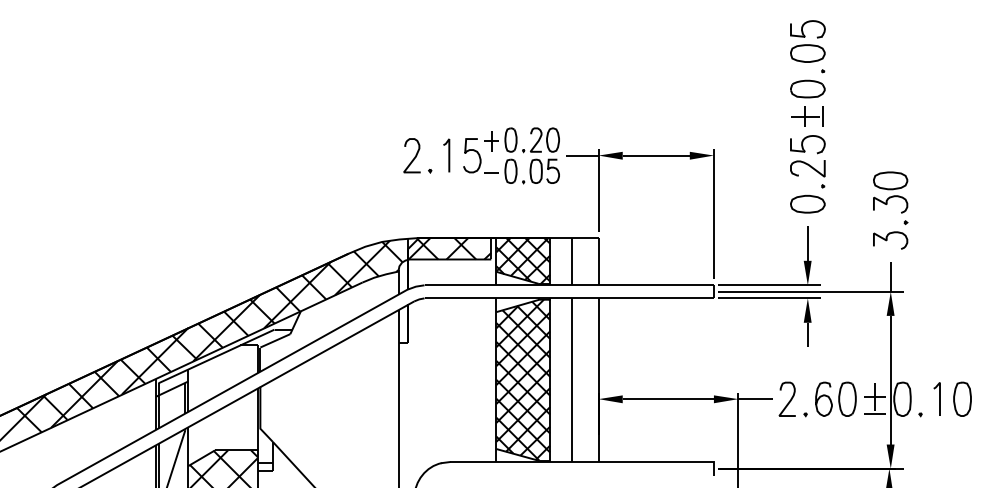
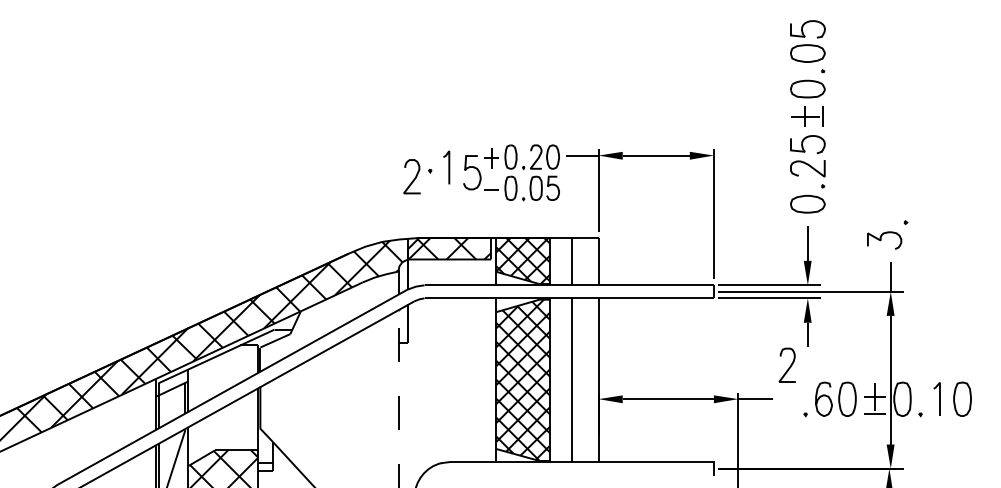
line position: (448, 155) -> (448, 167) (448, 167)
part position: (511, 155) -> (511, 172) (511, 172)
curve position: (414, 156) -> (414, 177) (414, 177)
part: present -> none (890, 192)
curve position: (887, 240) -> (881, 240) (881, 240)
line: solid -> dashed (398, 397)
curve position: (789, 400) -> (789, 366) (789, 366)
